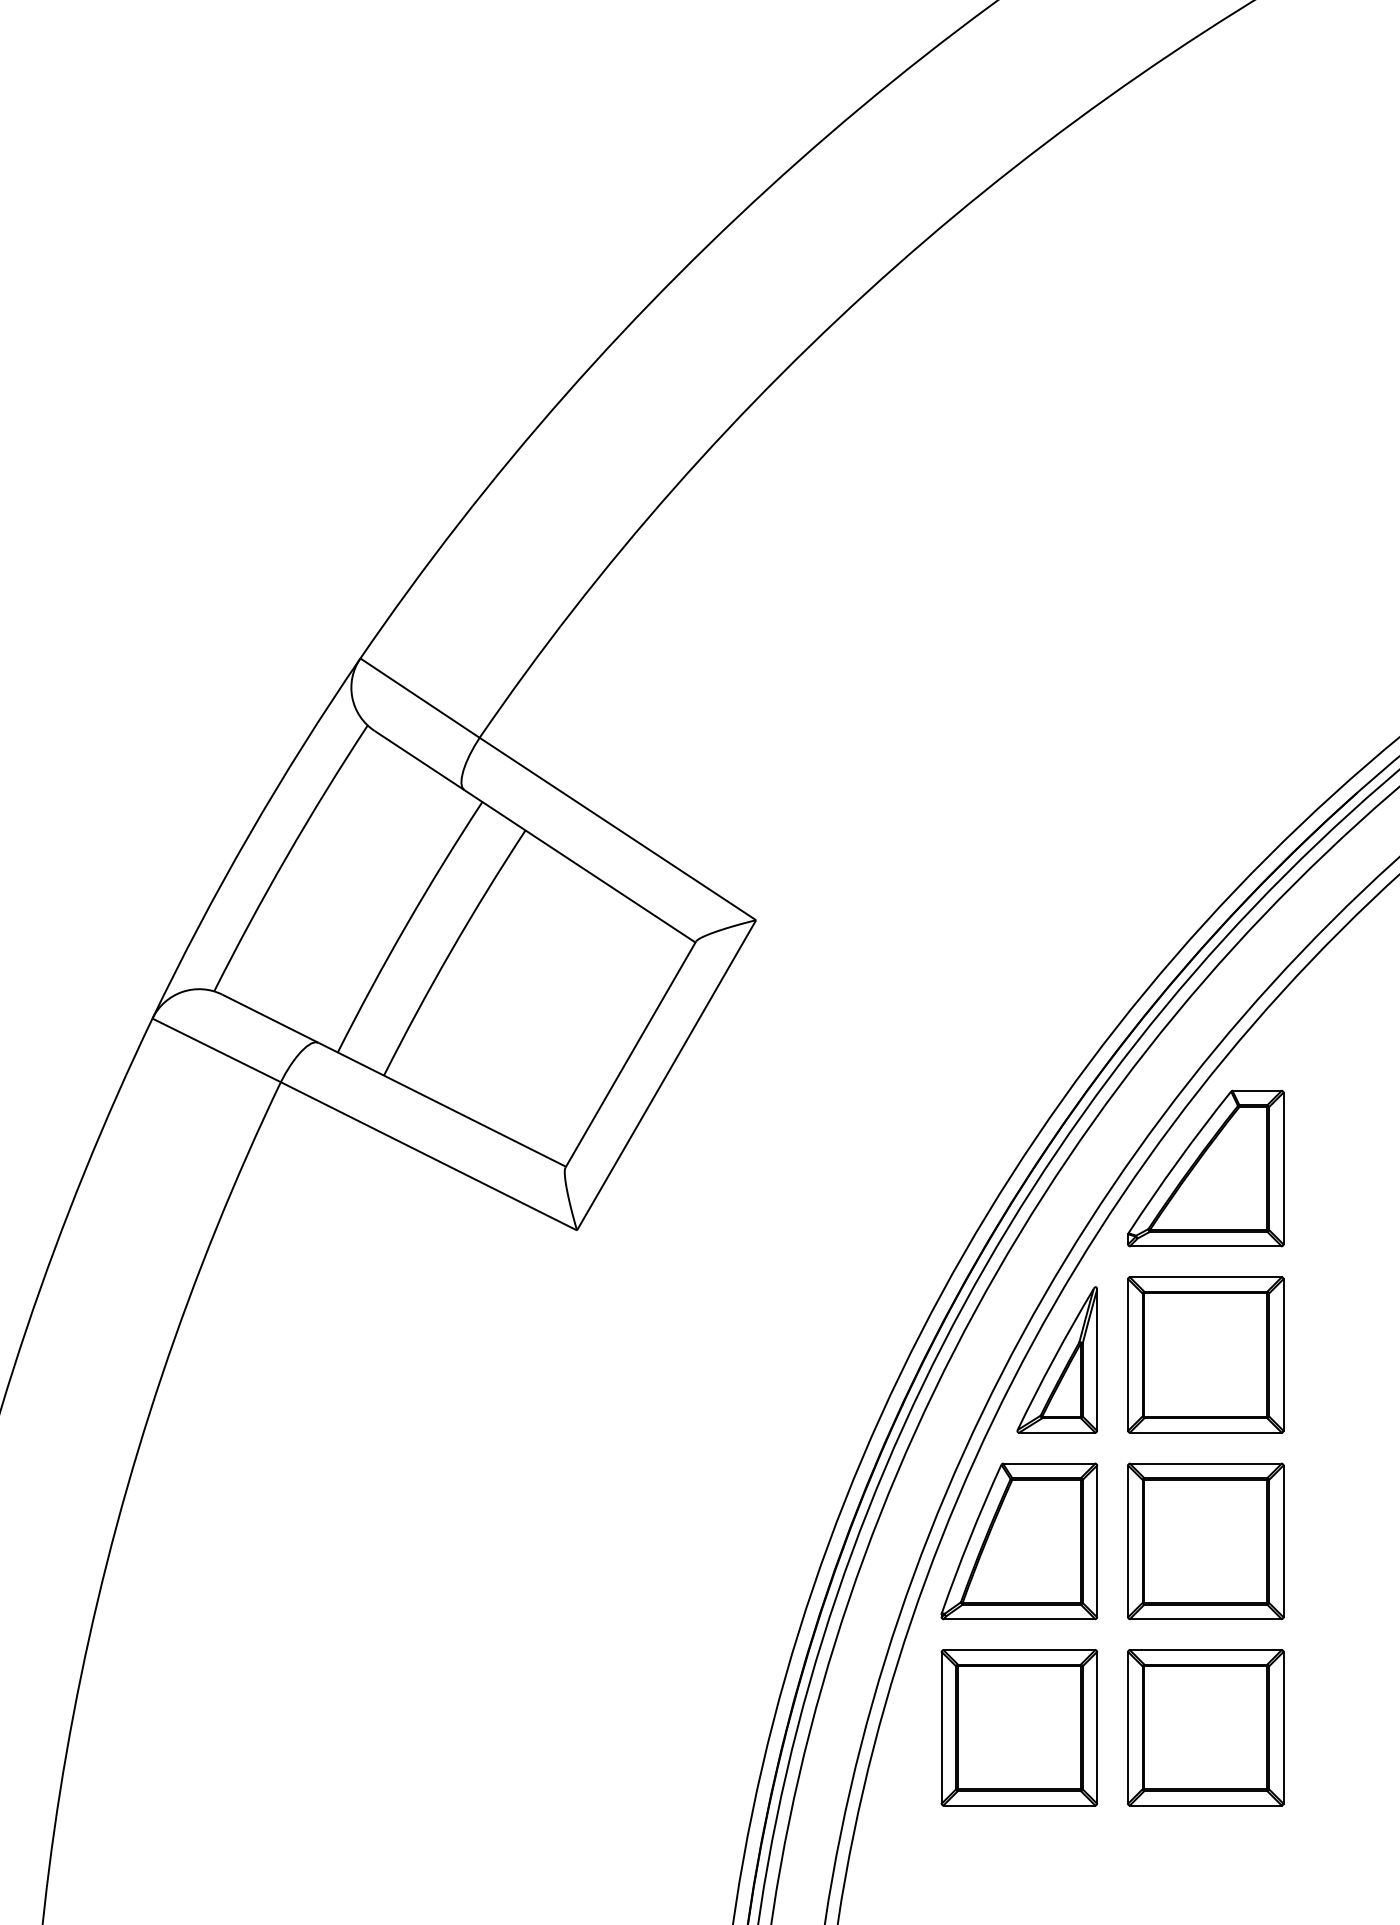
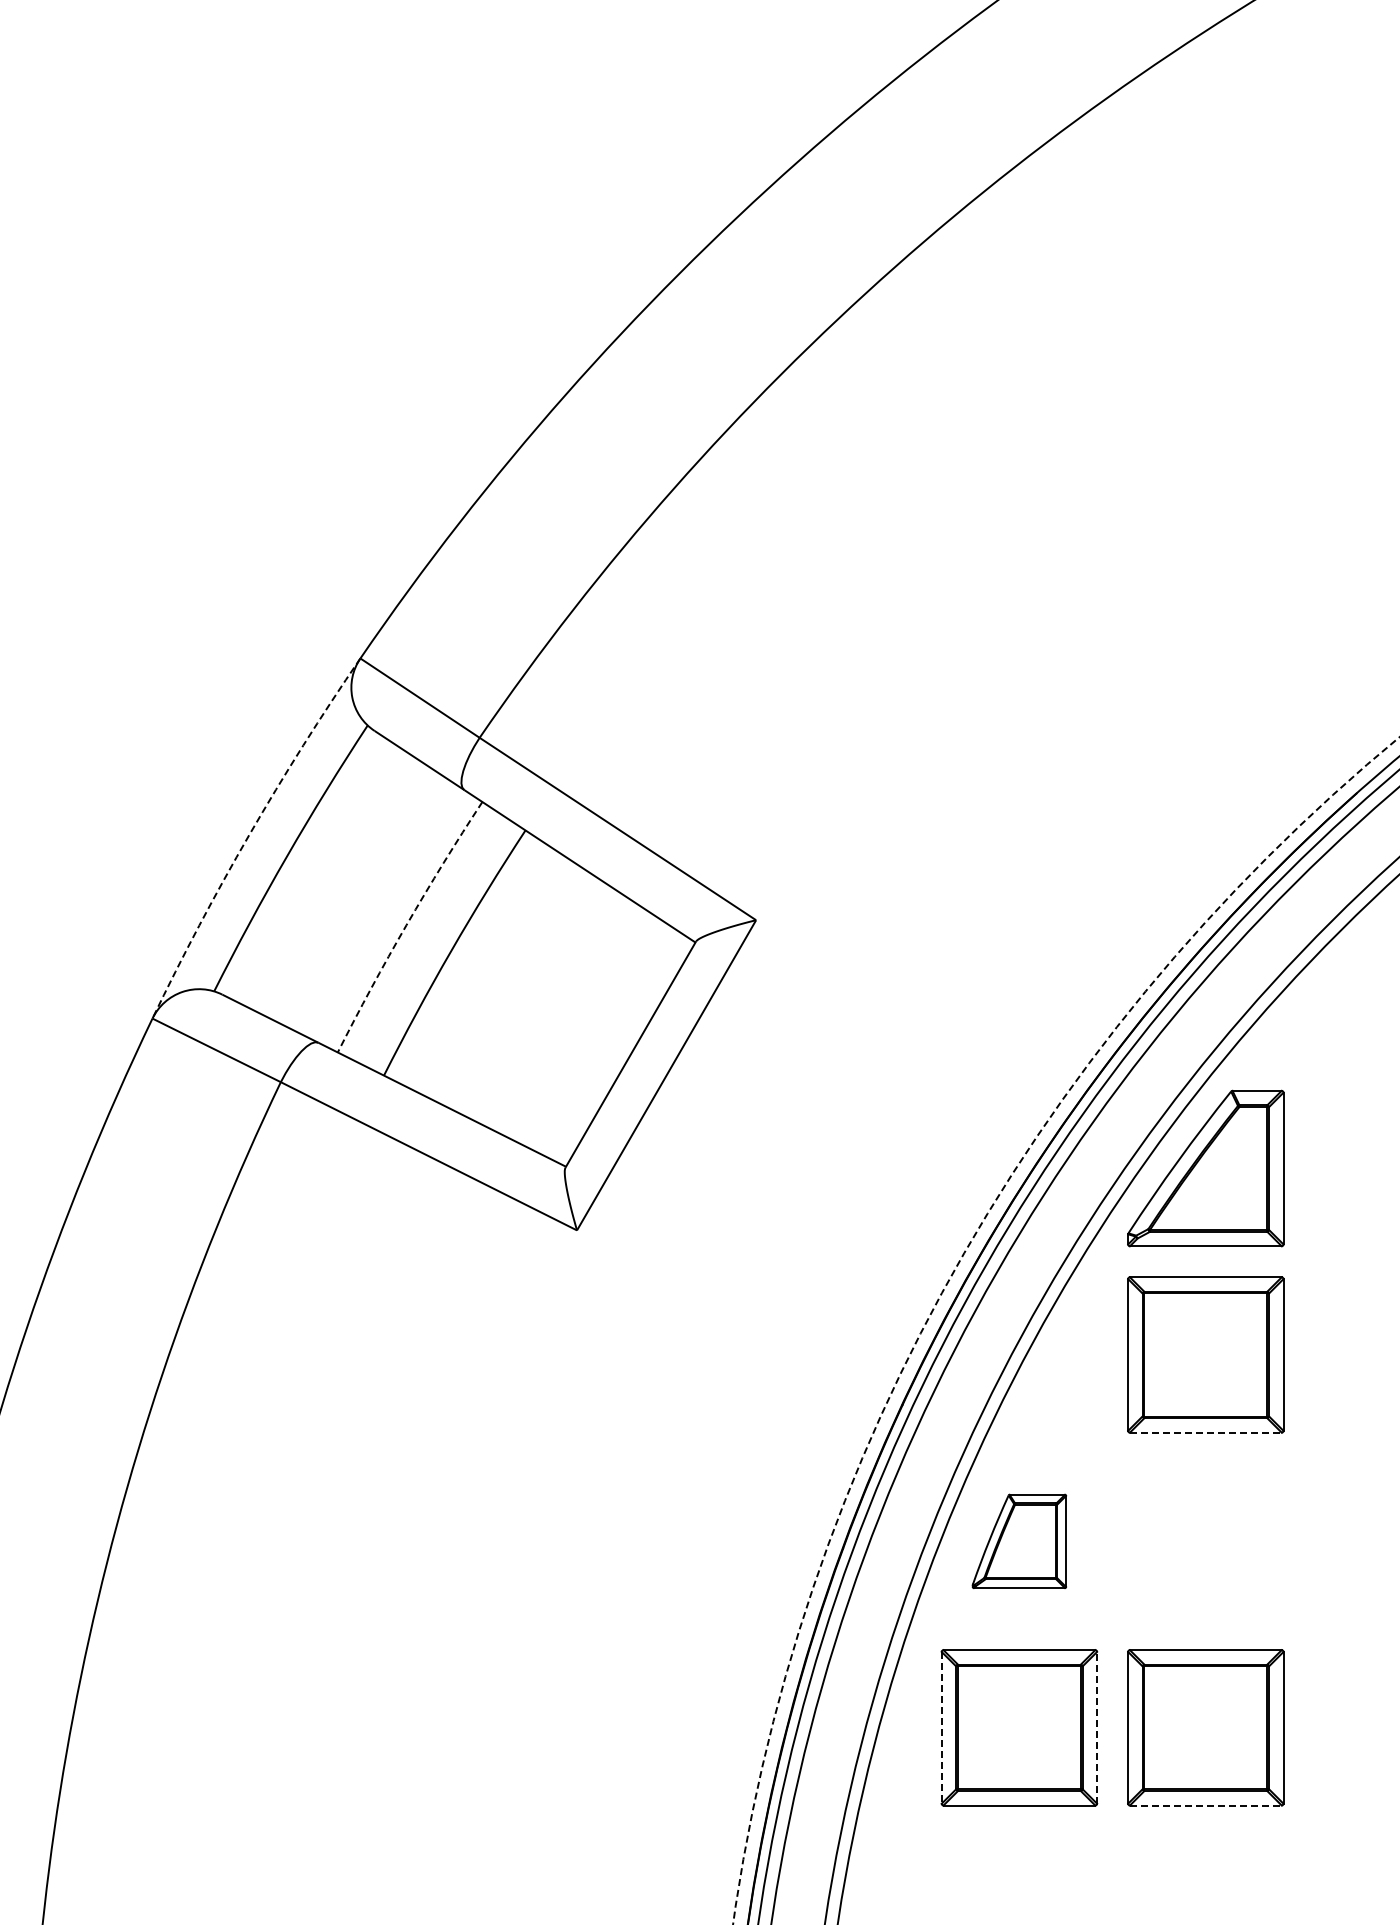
arc: solid -> dashed (249, 834)
arc: solid -> dashed (406, 925)
circle: solid -> dashed (1065, 1330)
part: present -> none (1057, 1359)
line: solid -> dashed (1205, 1432)
part size: 159x159 px -> 97x96 px (1019, 1540)
part: present -> none (1205, 1541)
line: solid -> dashed (941, 1727)
line: solid -> dashed (1097, 1727)
line: solid -> dashed (1205, 1805)
